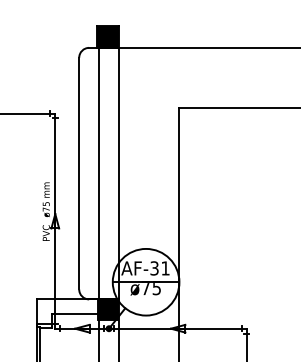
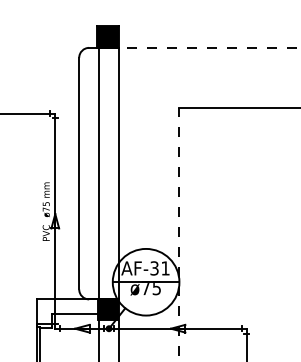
line: solid -> dashed (209, 47)
line: solid -> dashed (178, 234)
